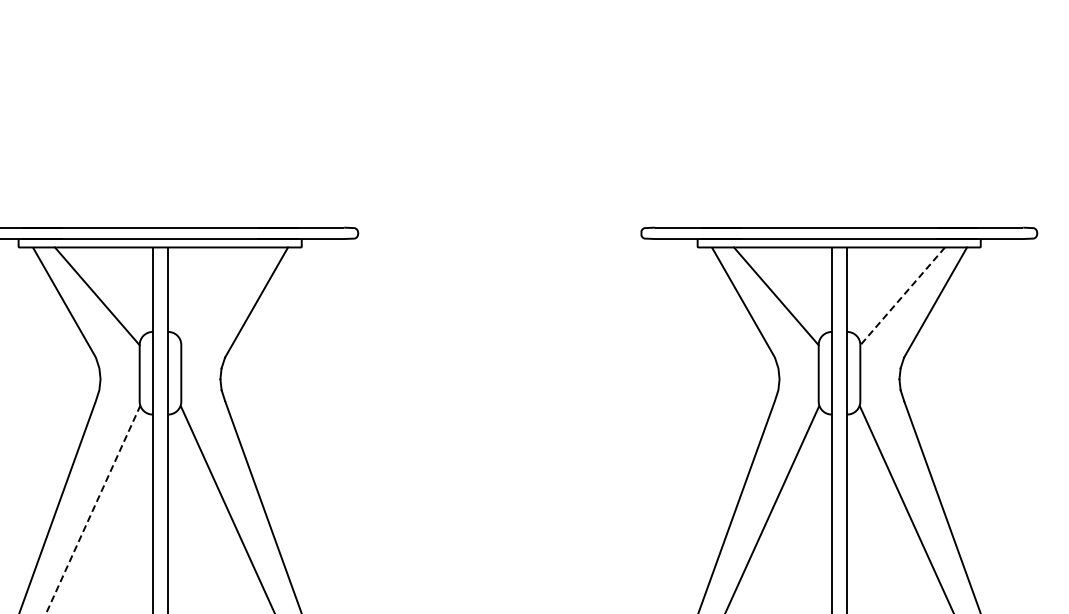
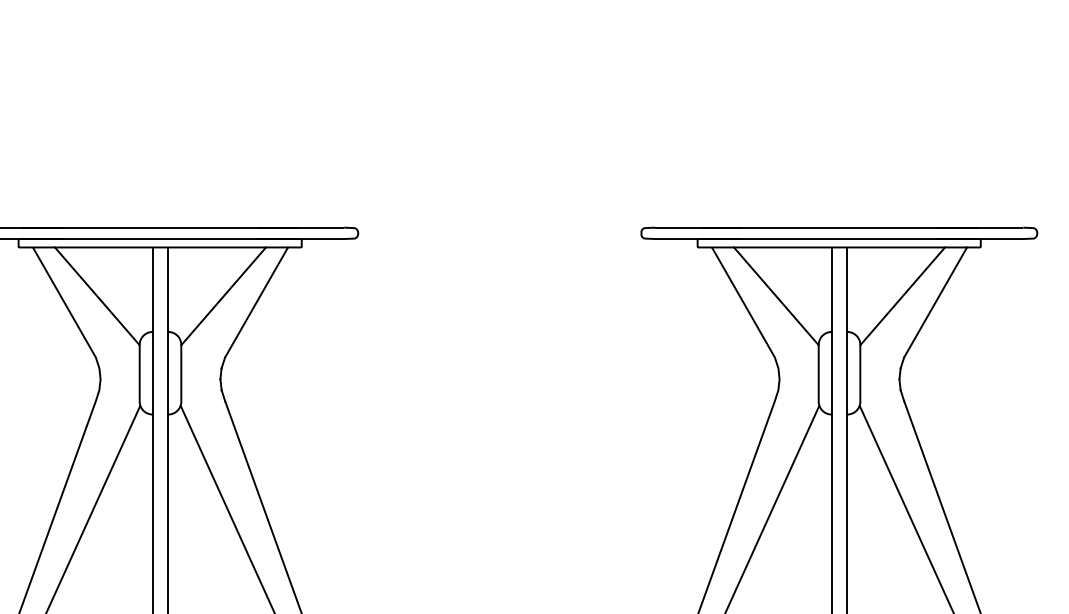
line: none -> present (223, 296)
line: dashed -> solid (902, 296)
line: dashed -> solid (93, 509)
